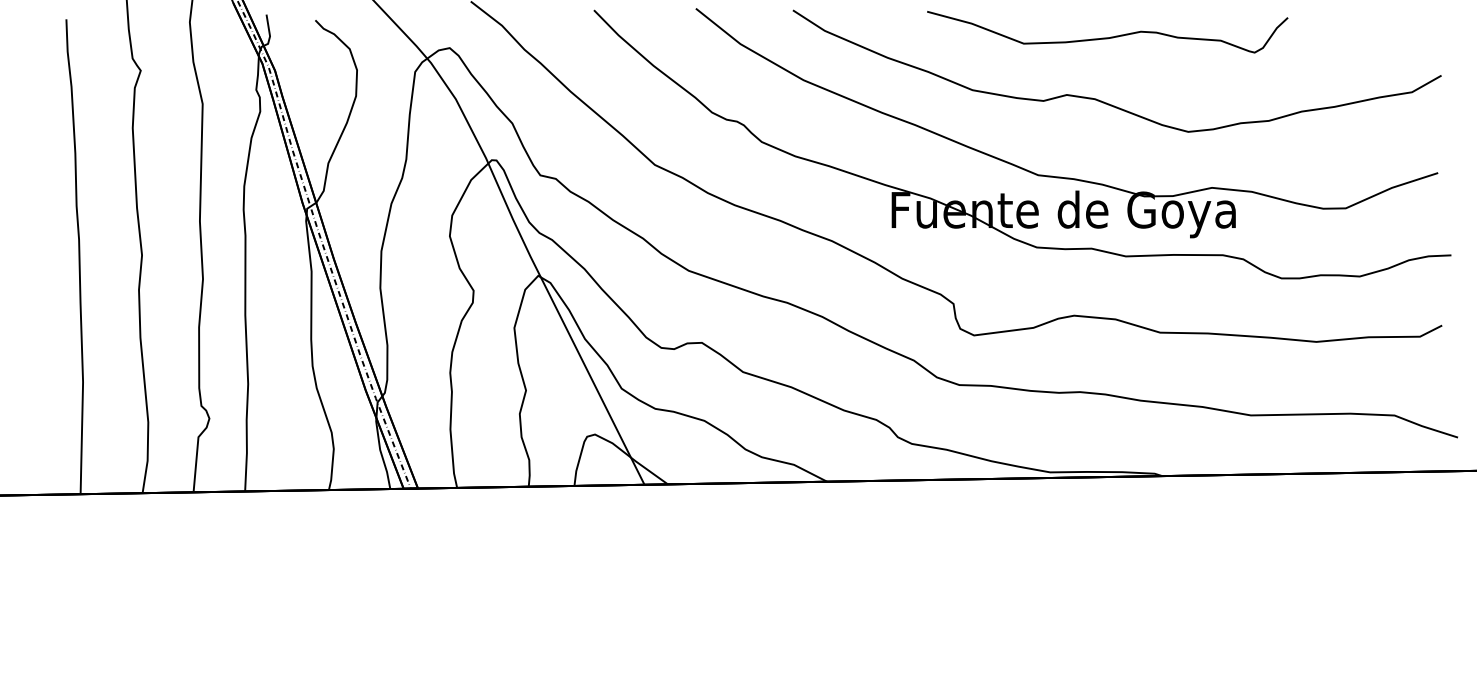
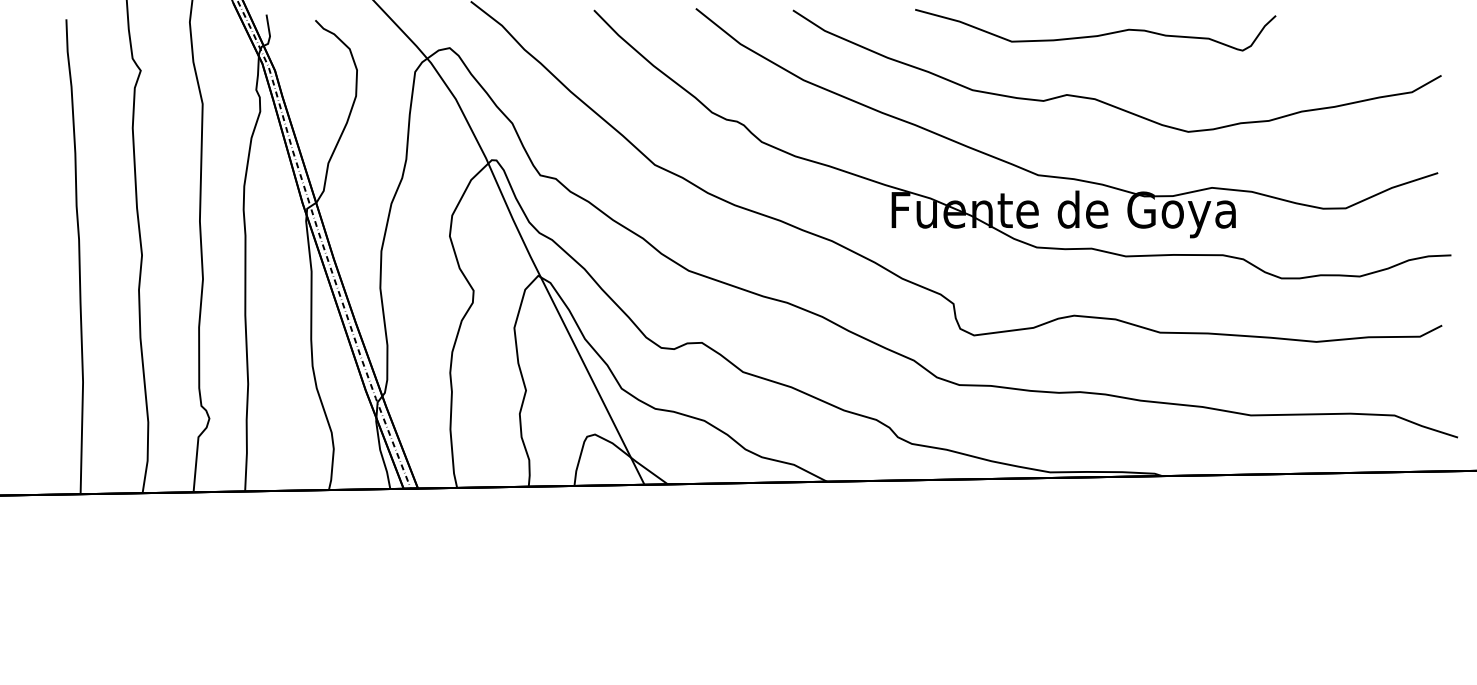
curve position: (1110, 36) -> (1098, 34) (1098, 34)
